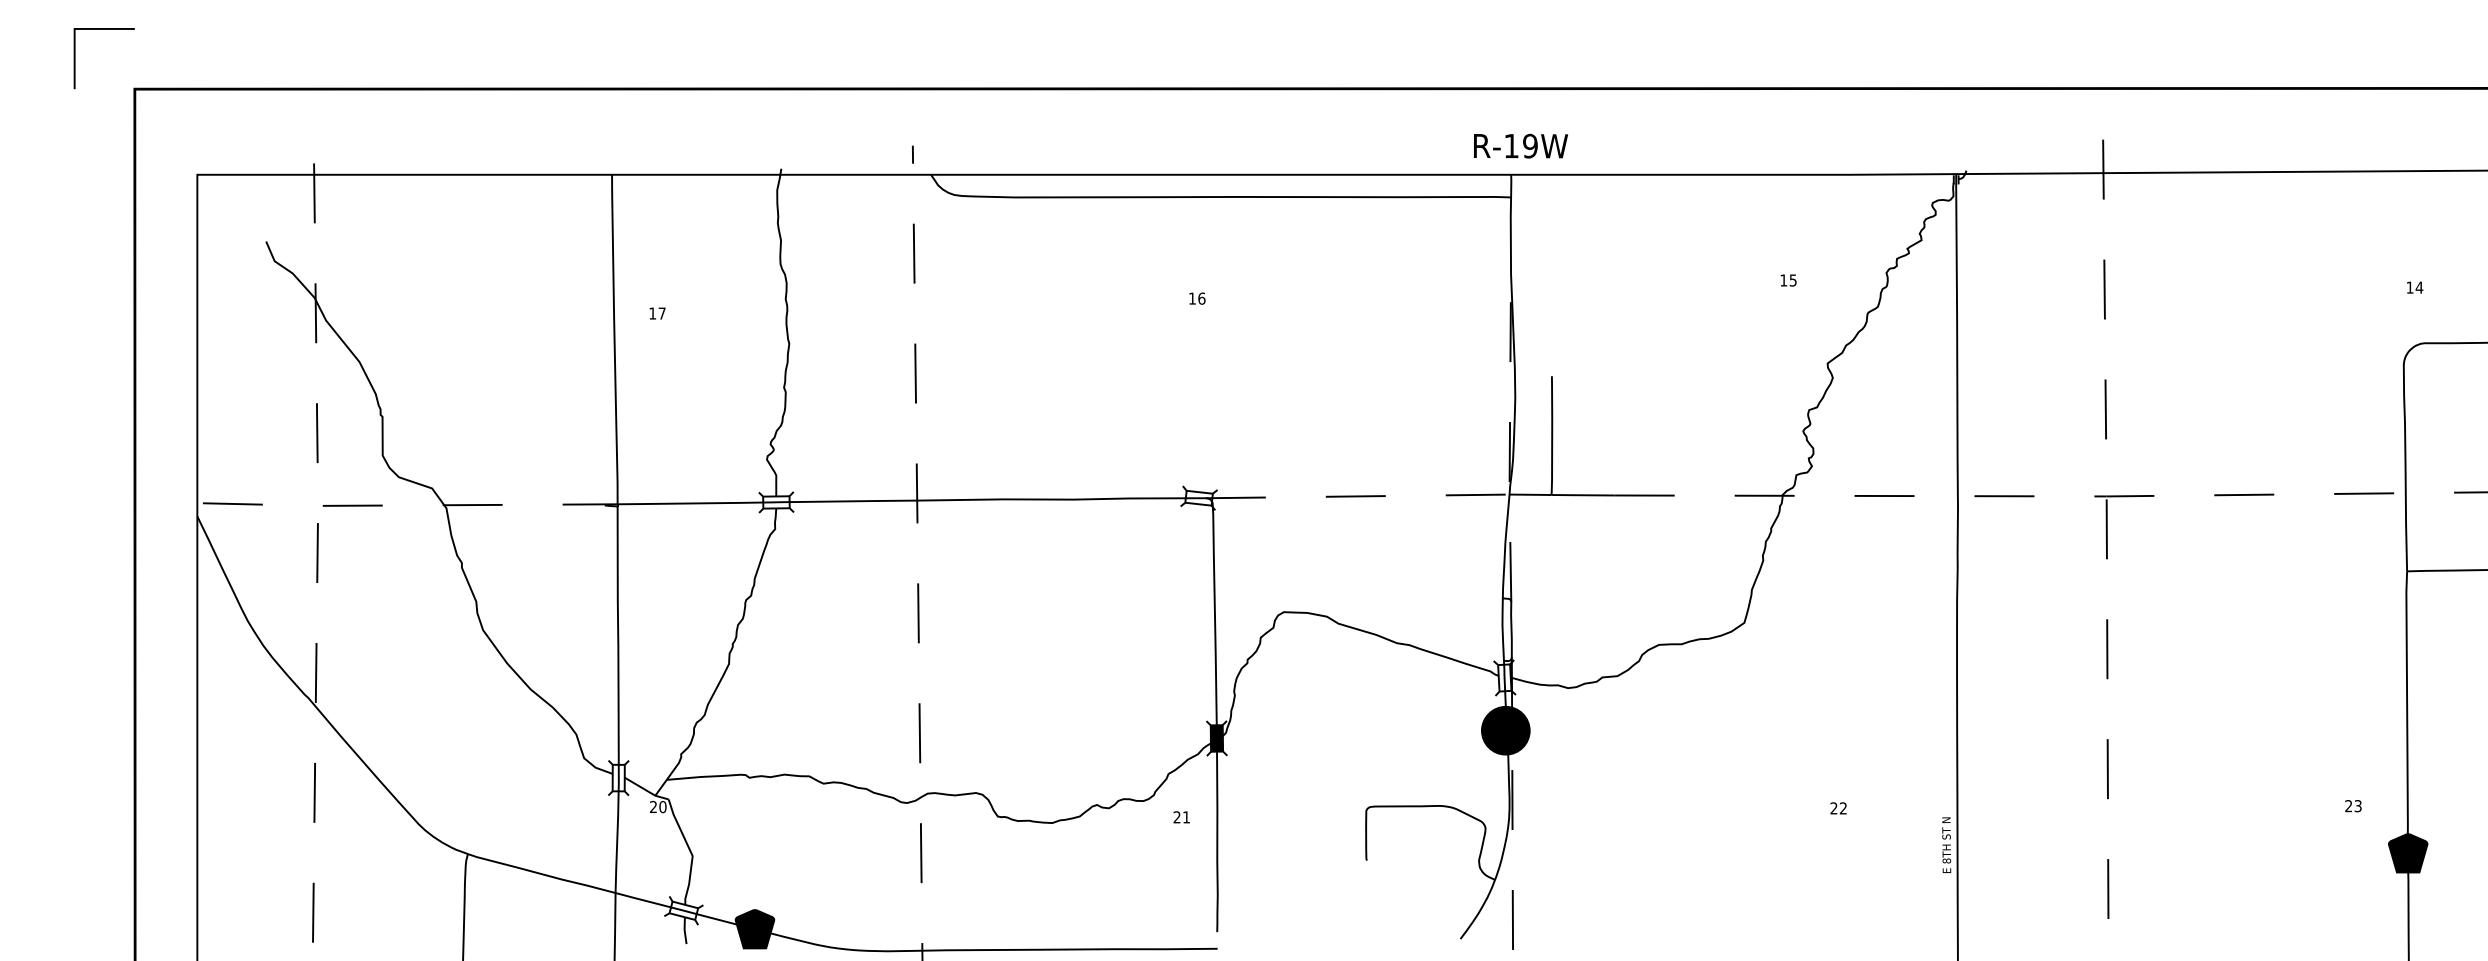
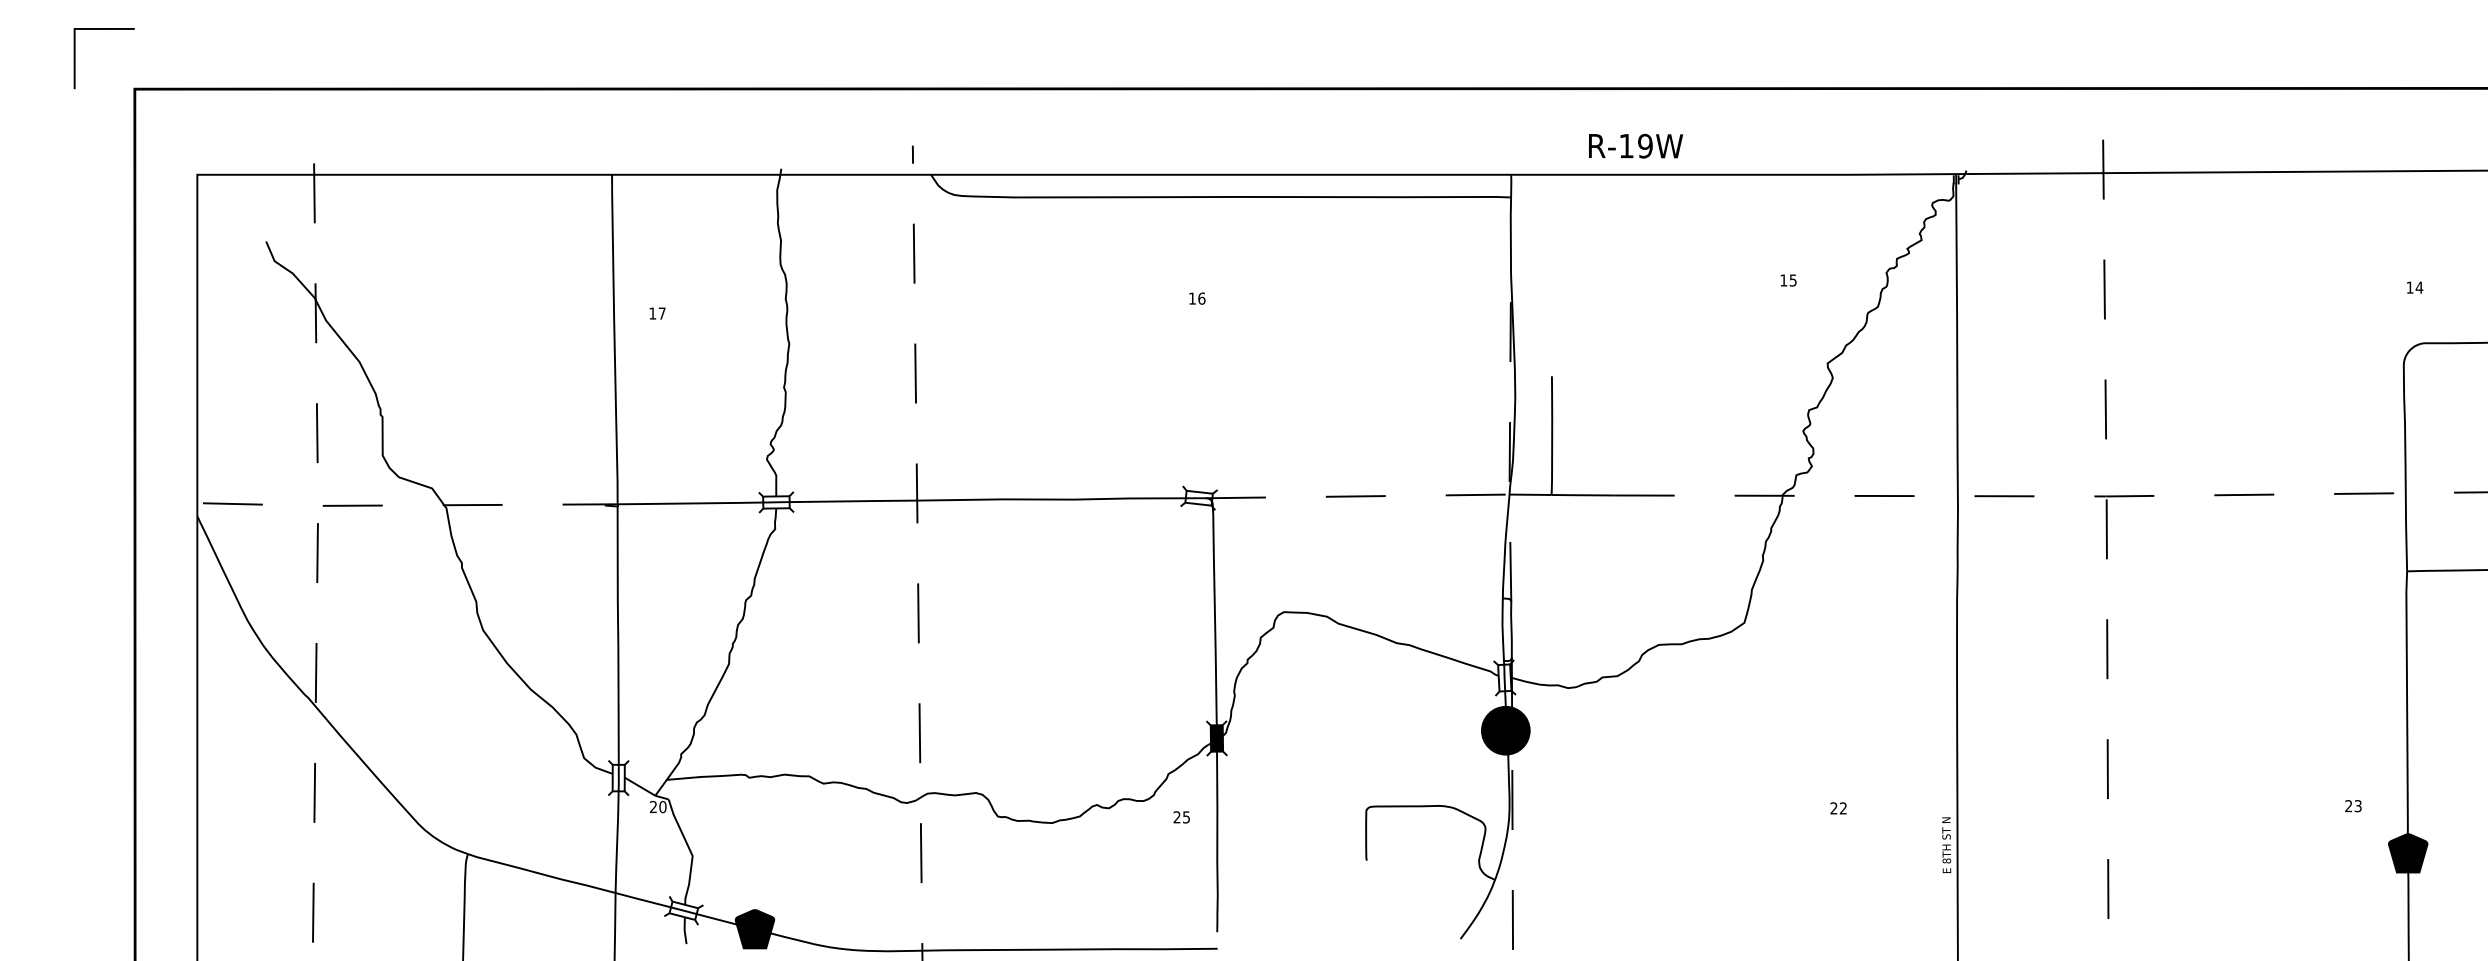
text position: (1521, 145) -> (1636, 145) (1636, 145)
text: 21 -> 25 (1186, 817)
